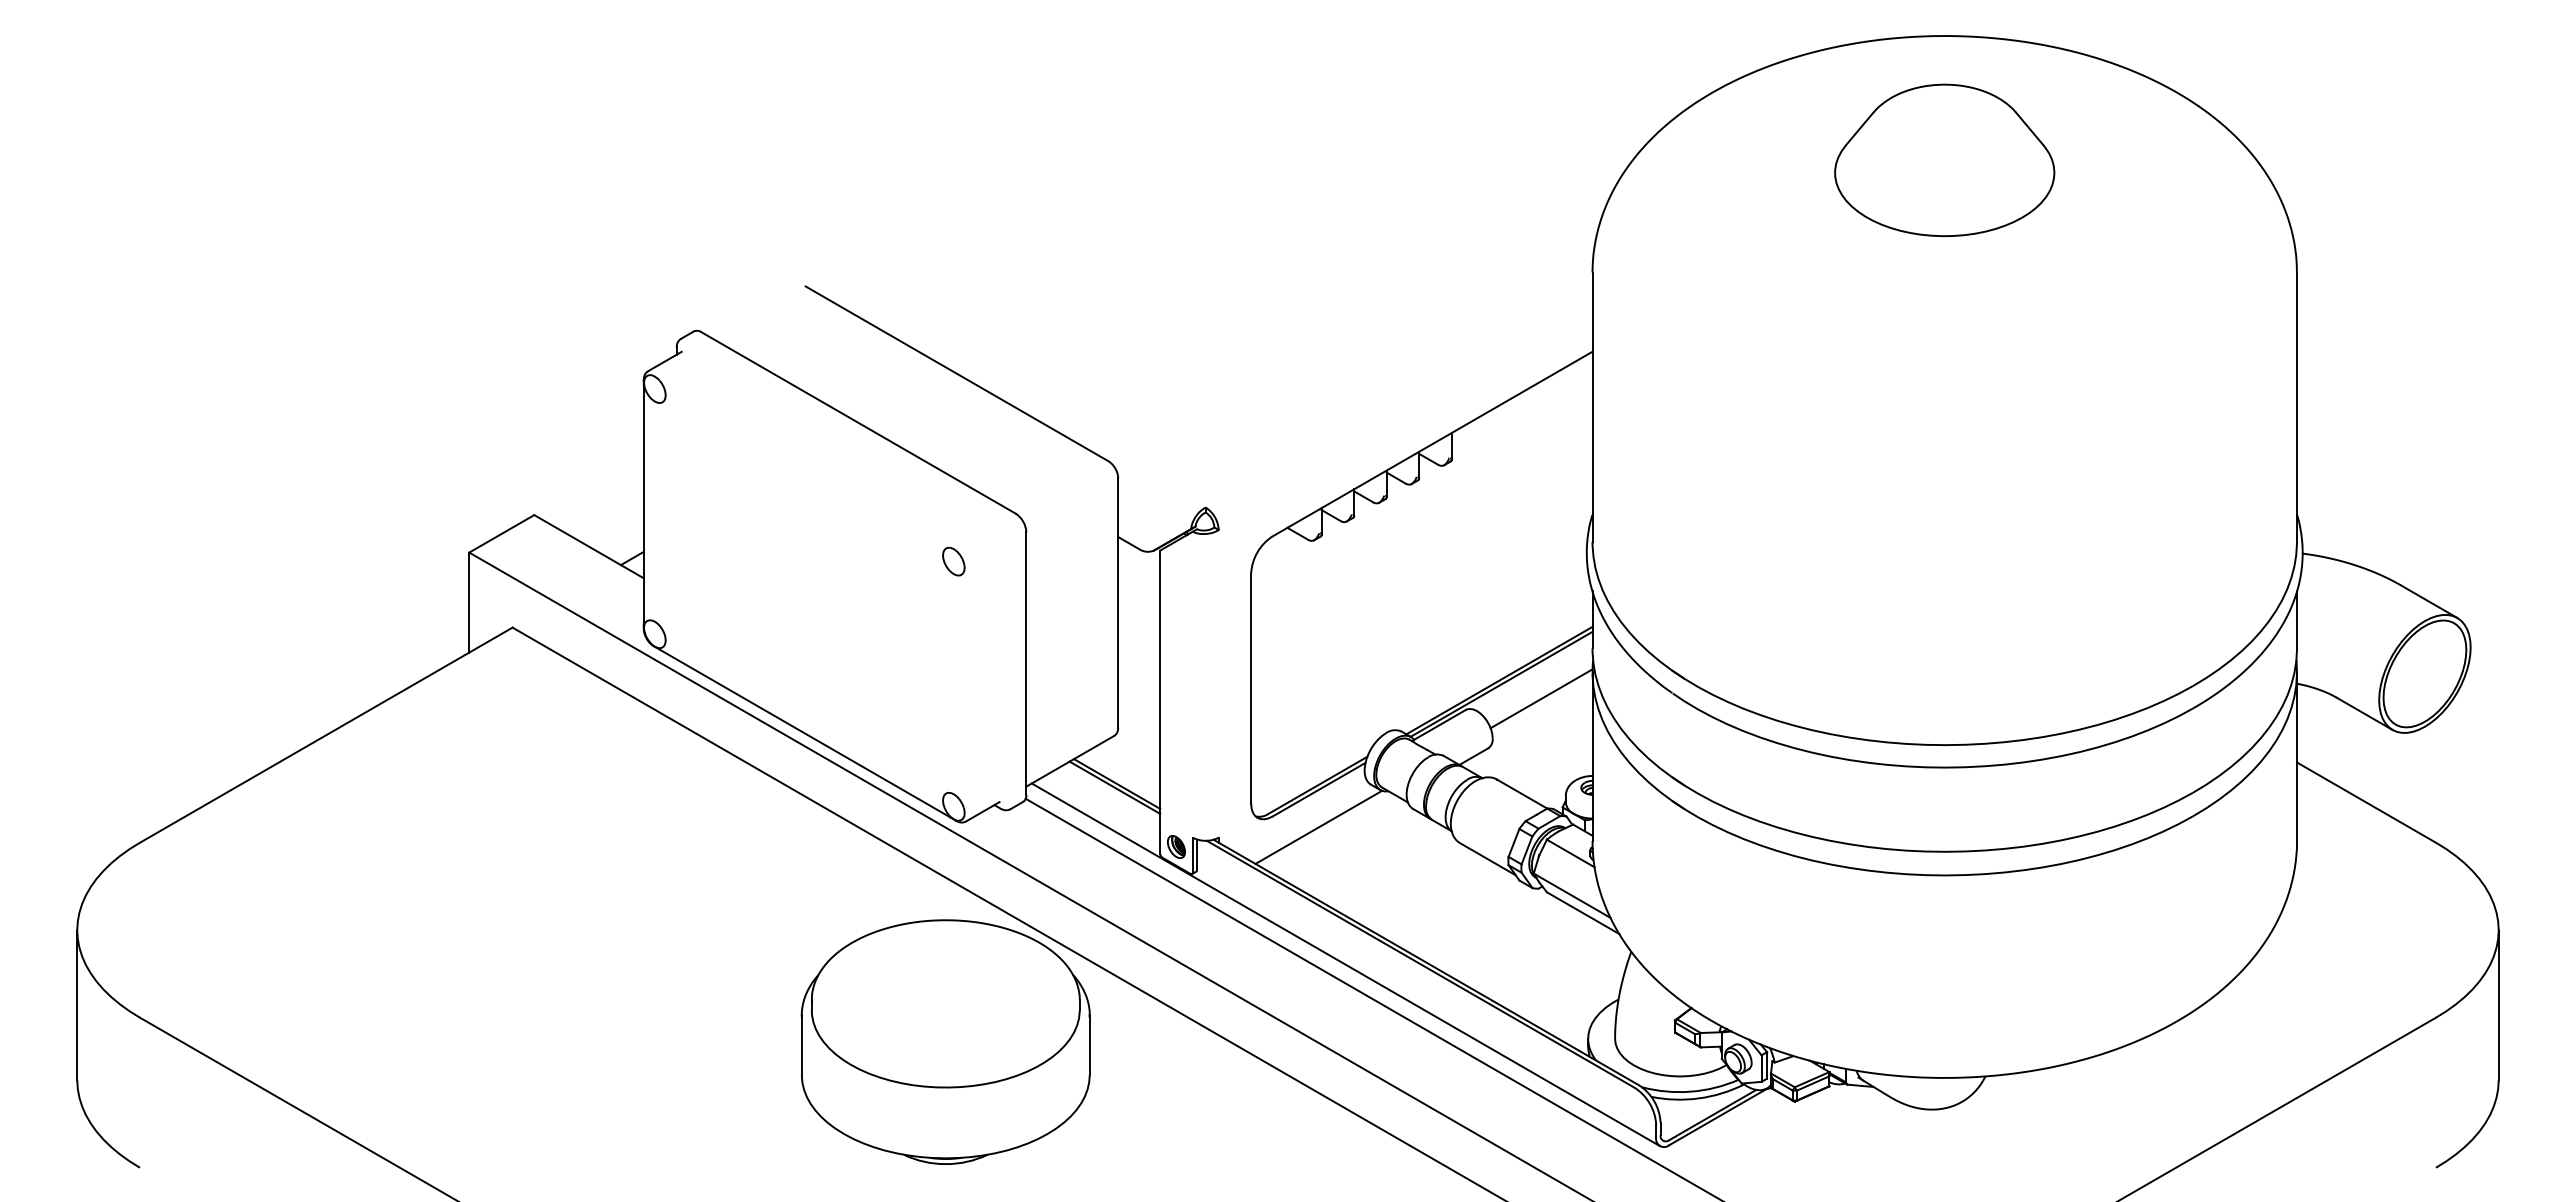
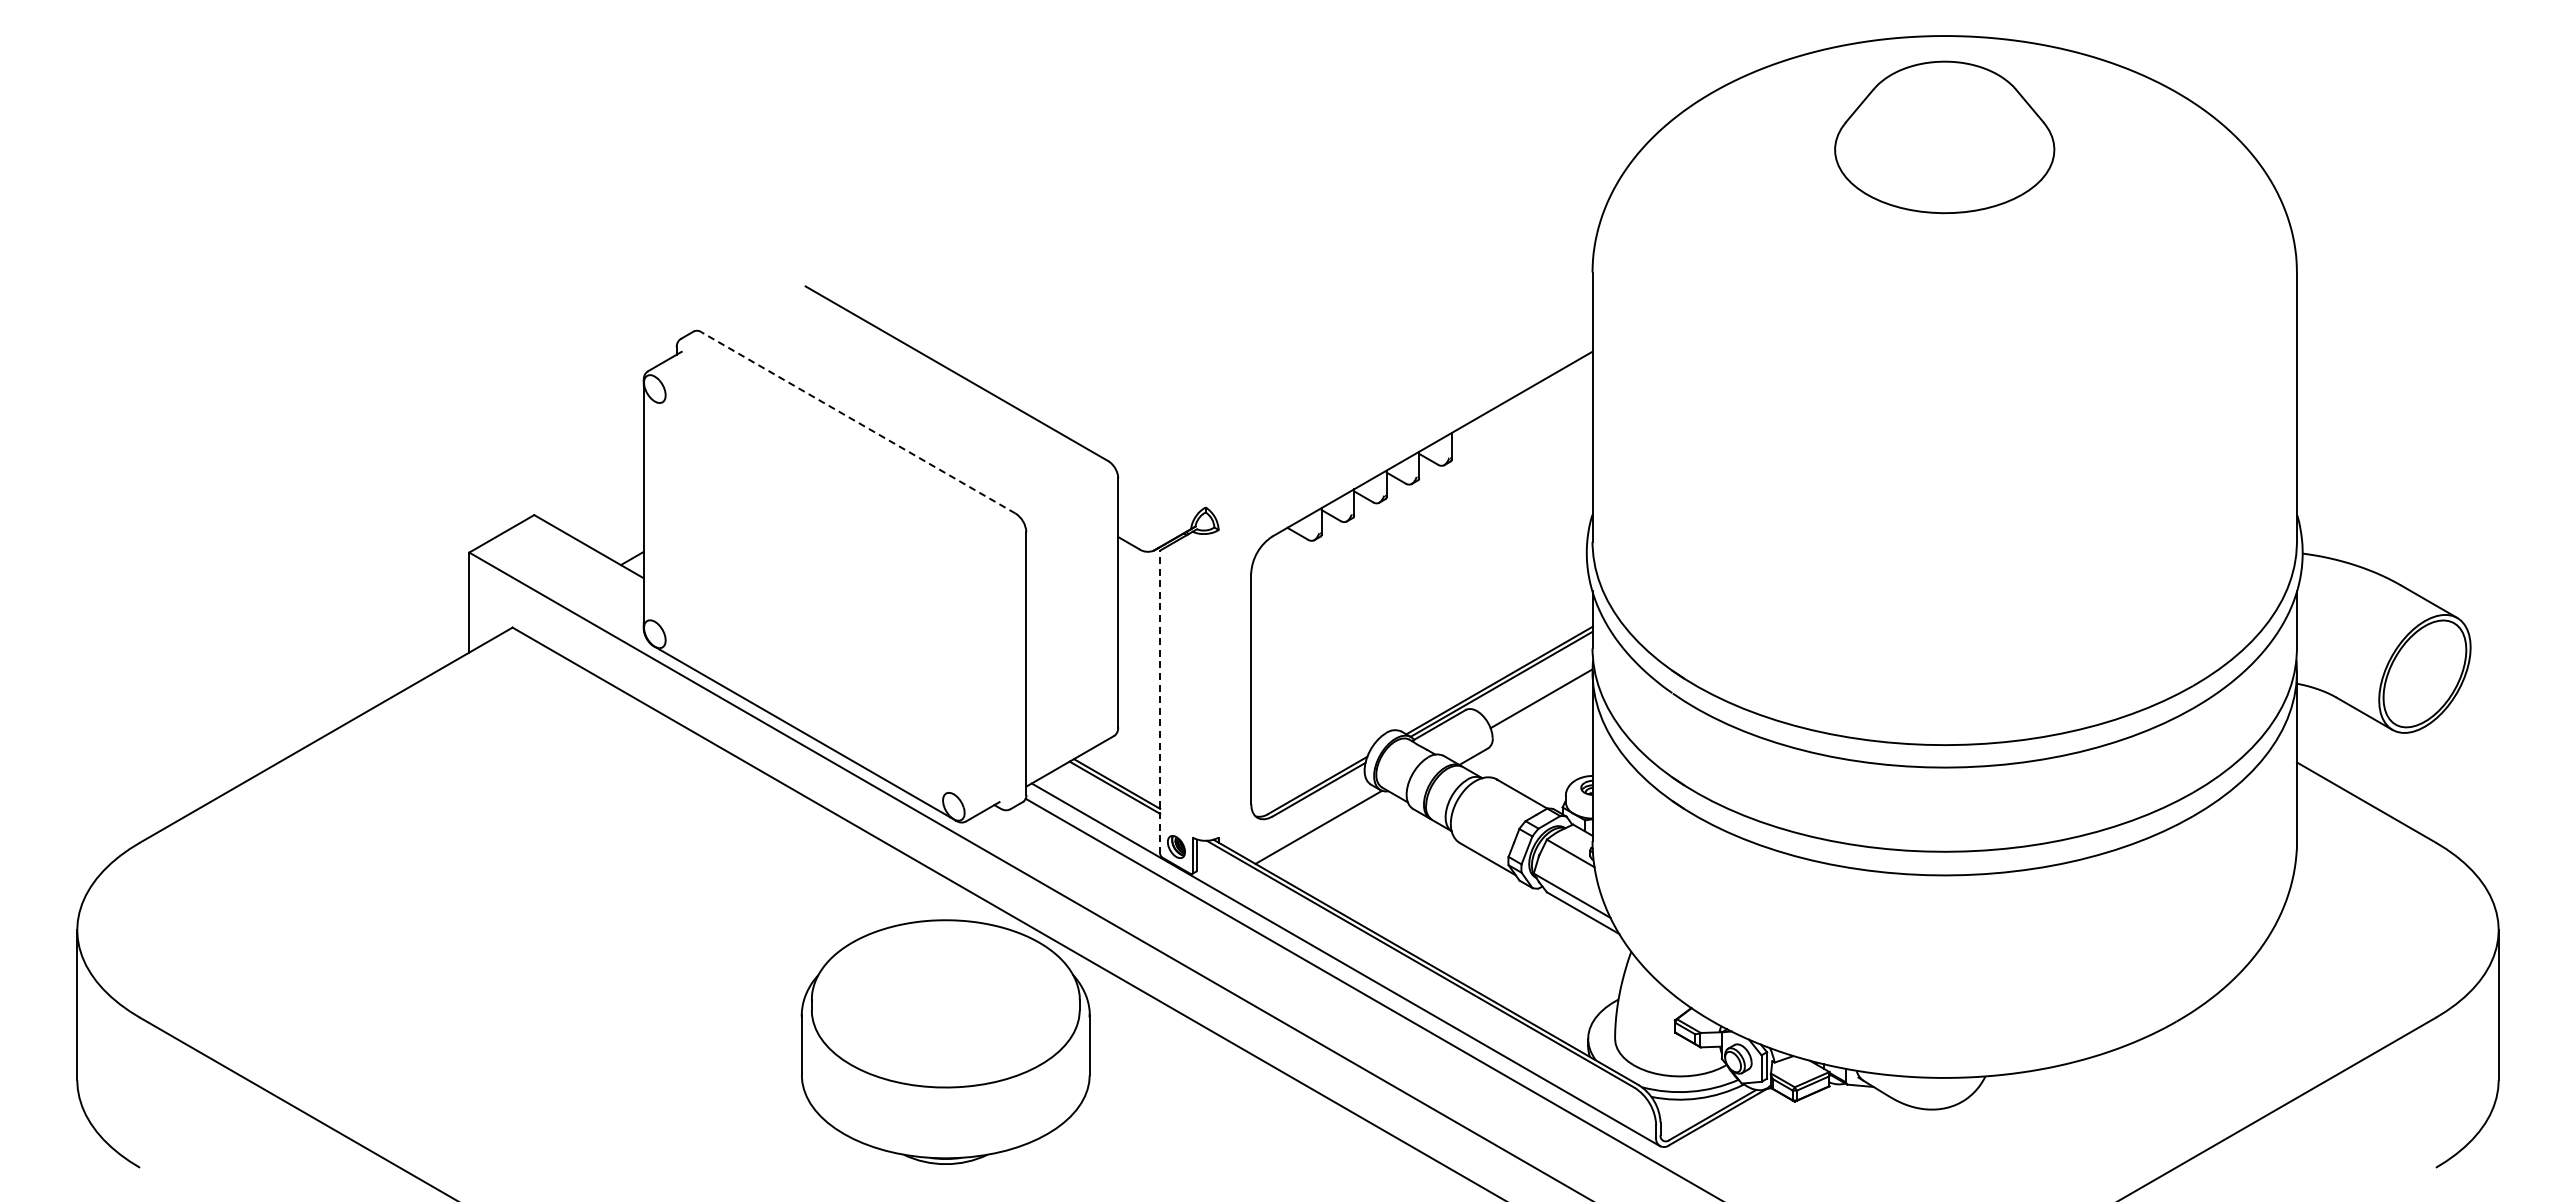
part position: (1944, 160) -> (1944, 137) (1944, 137)
line: solid -> dashed (858, 422)
part: present -> none (953, 561)
line: solid -> dashed (1160, 702)
